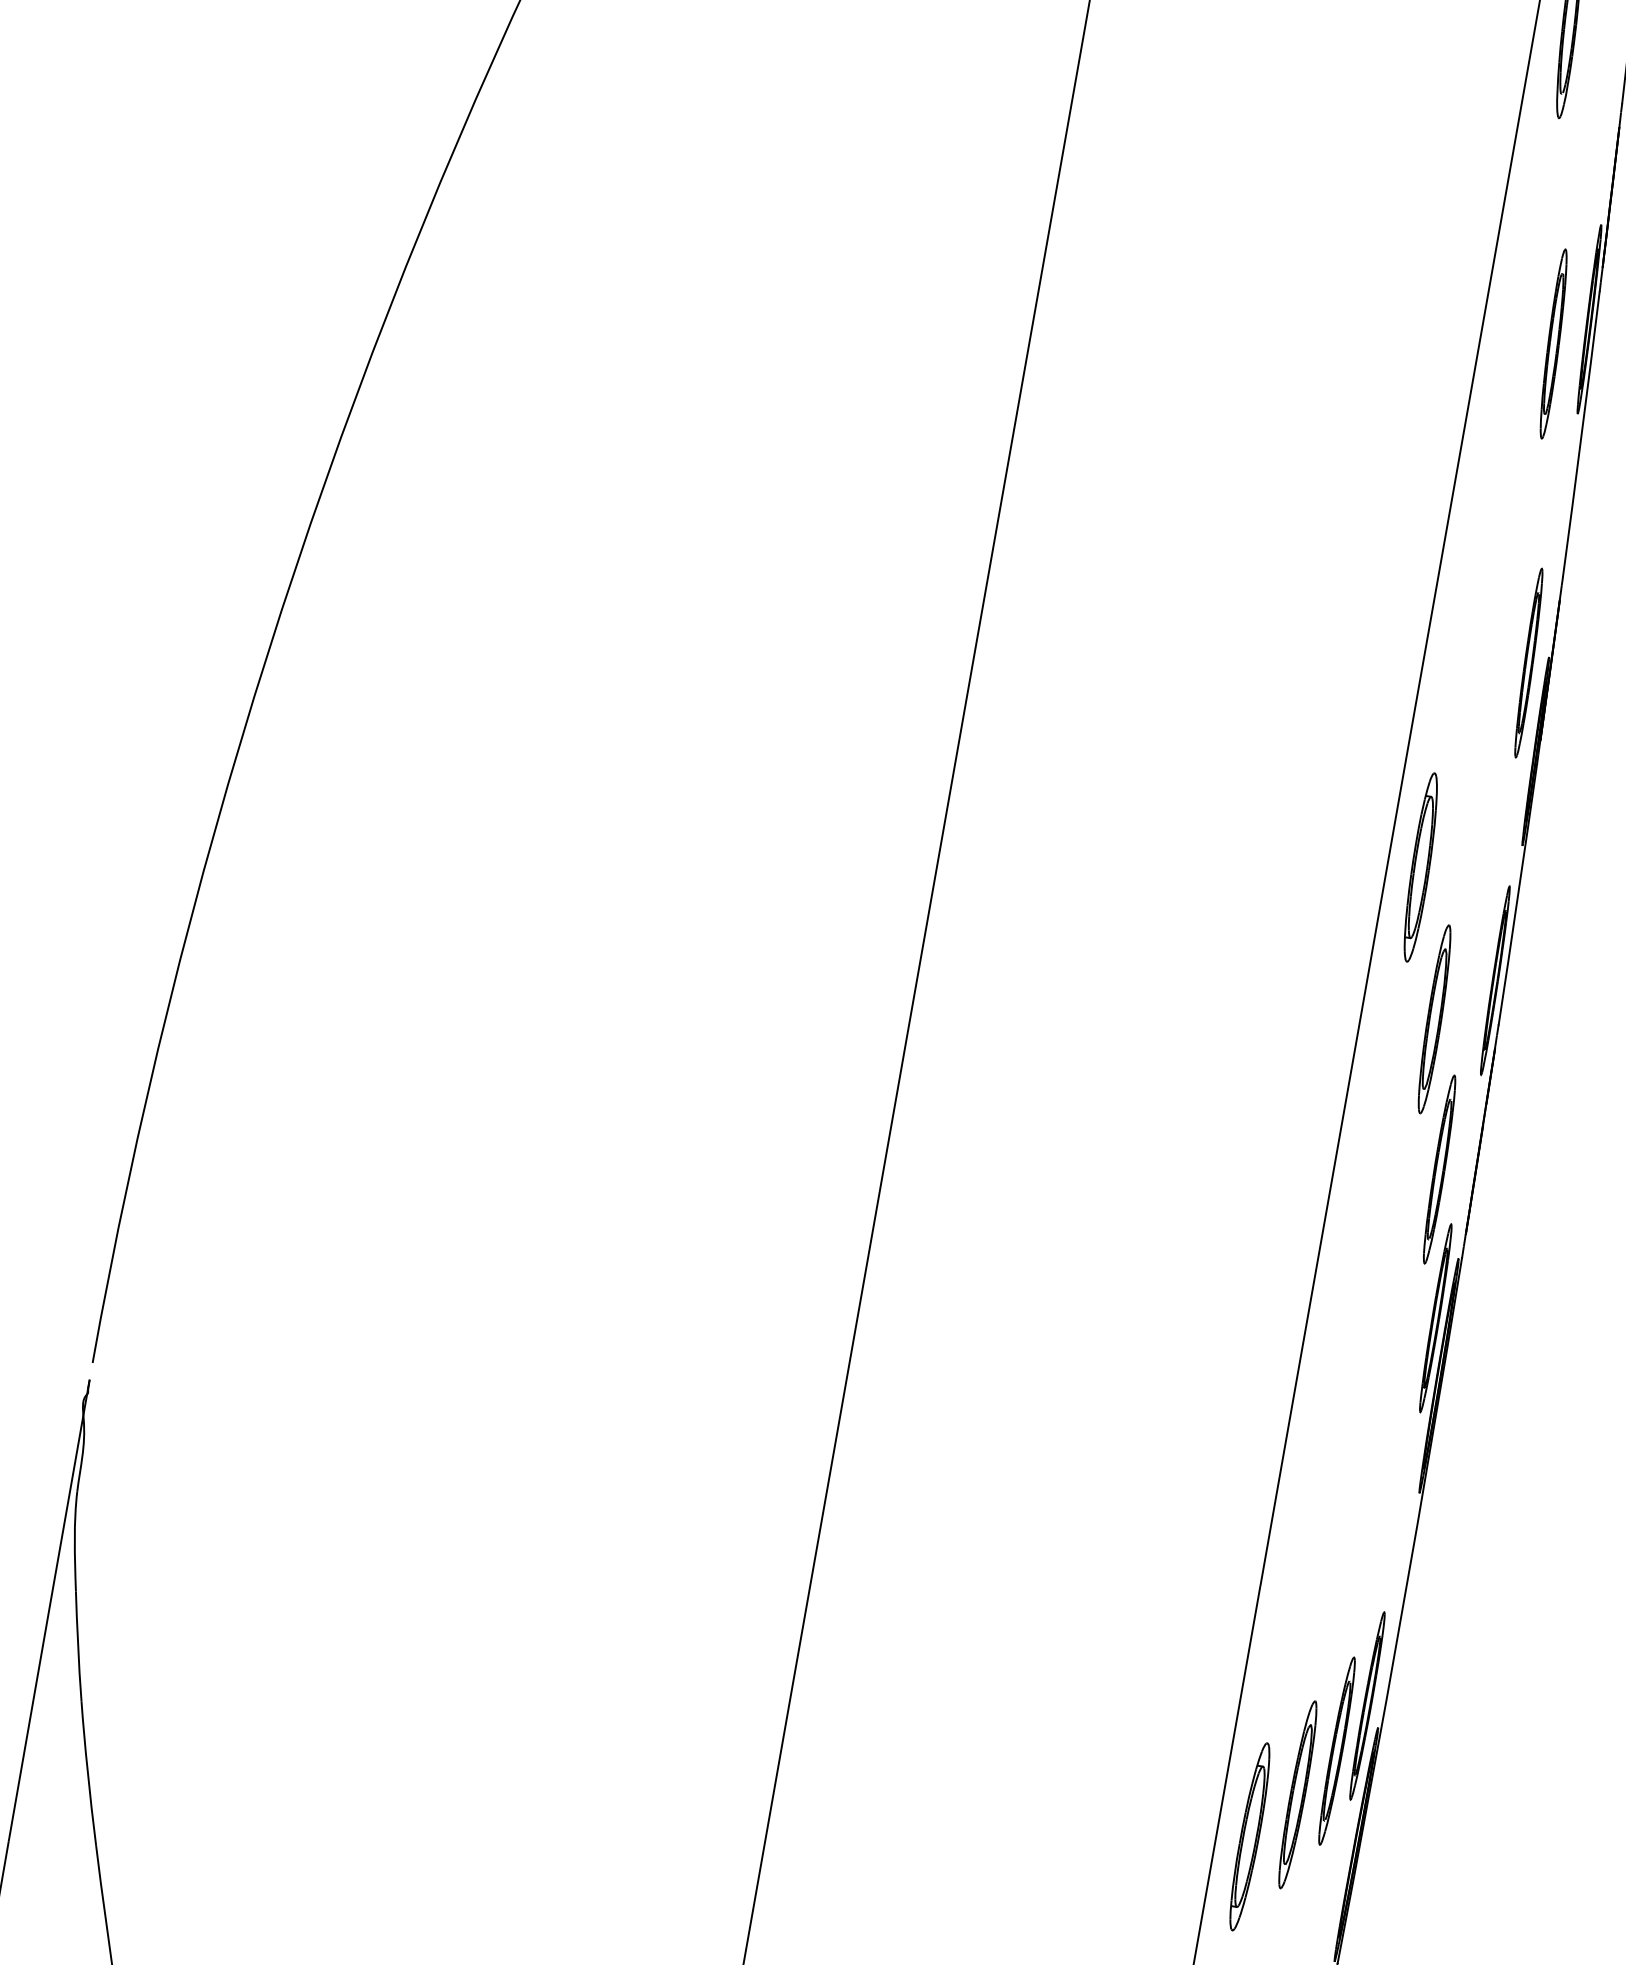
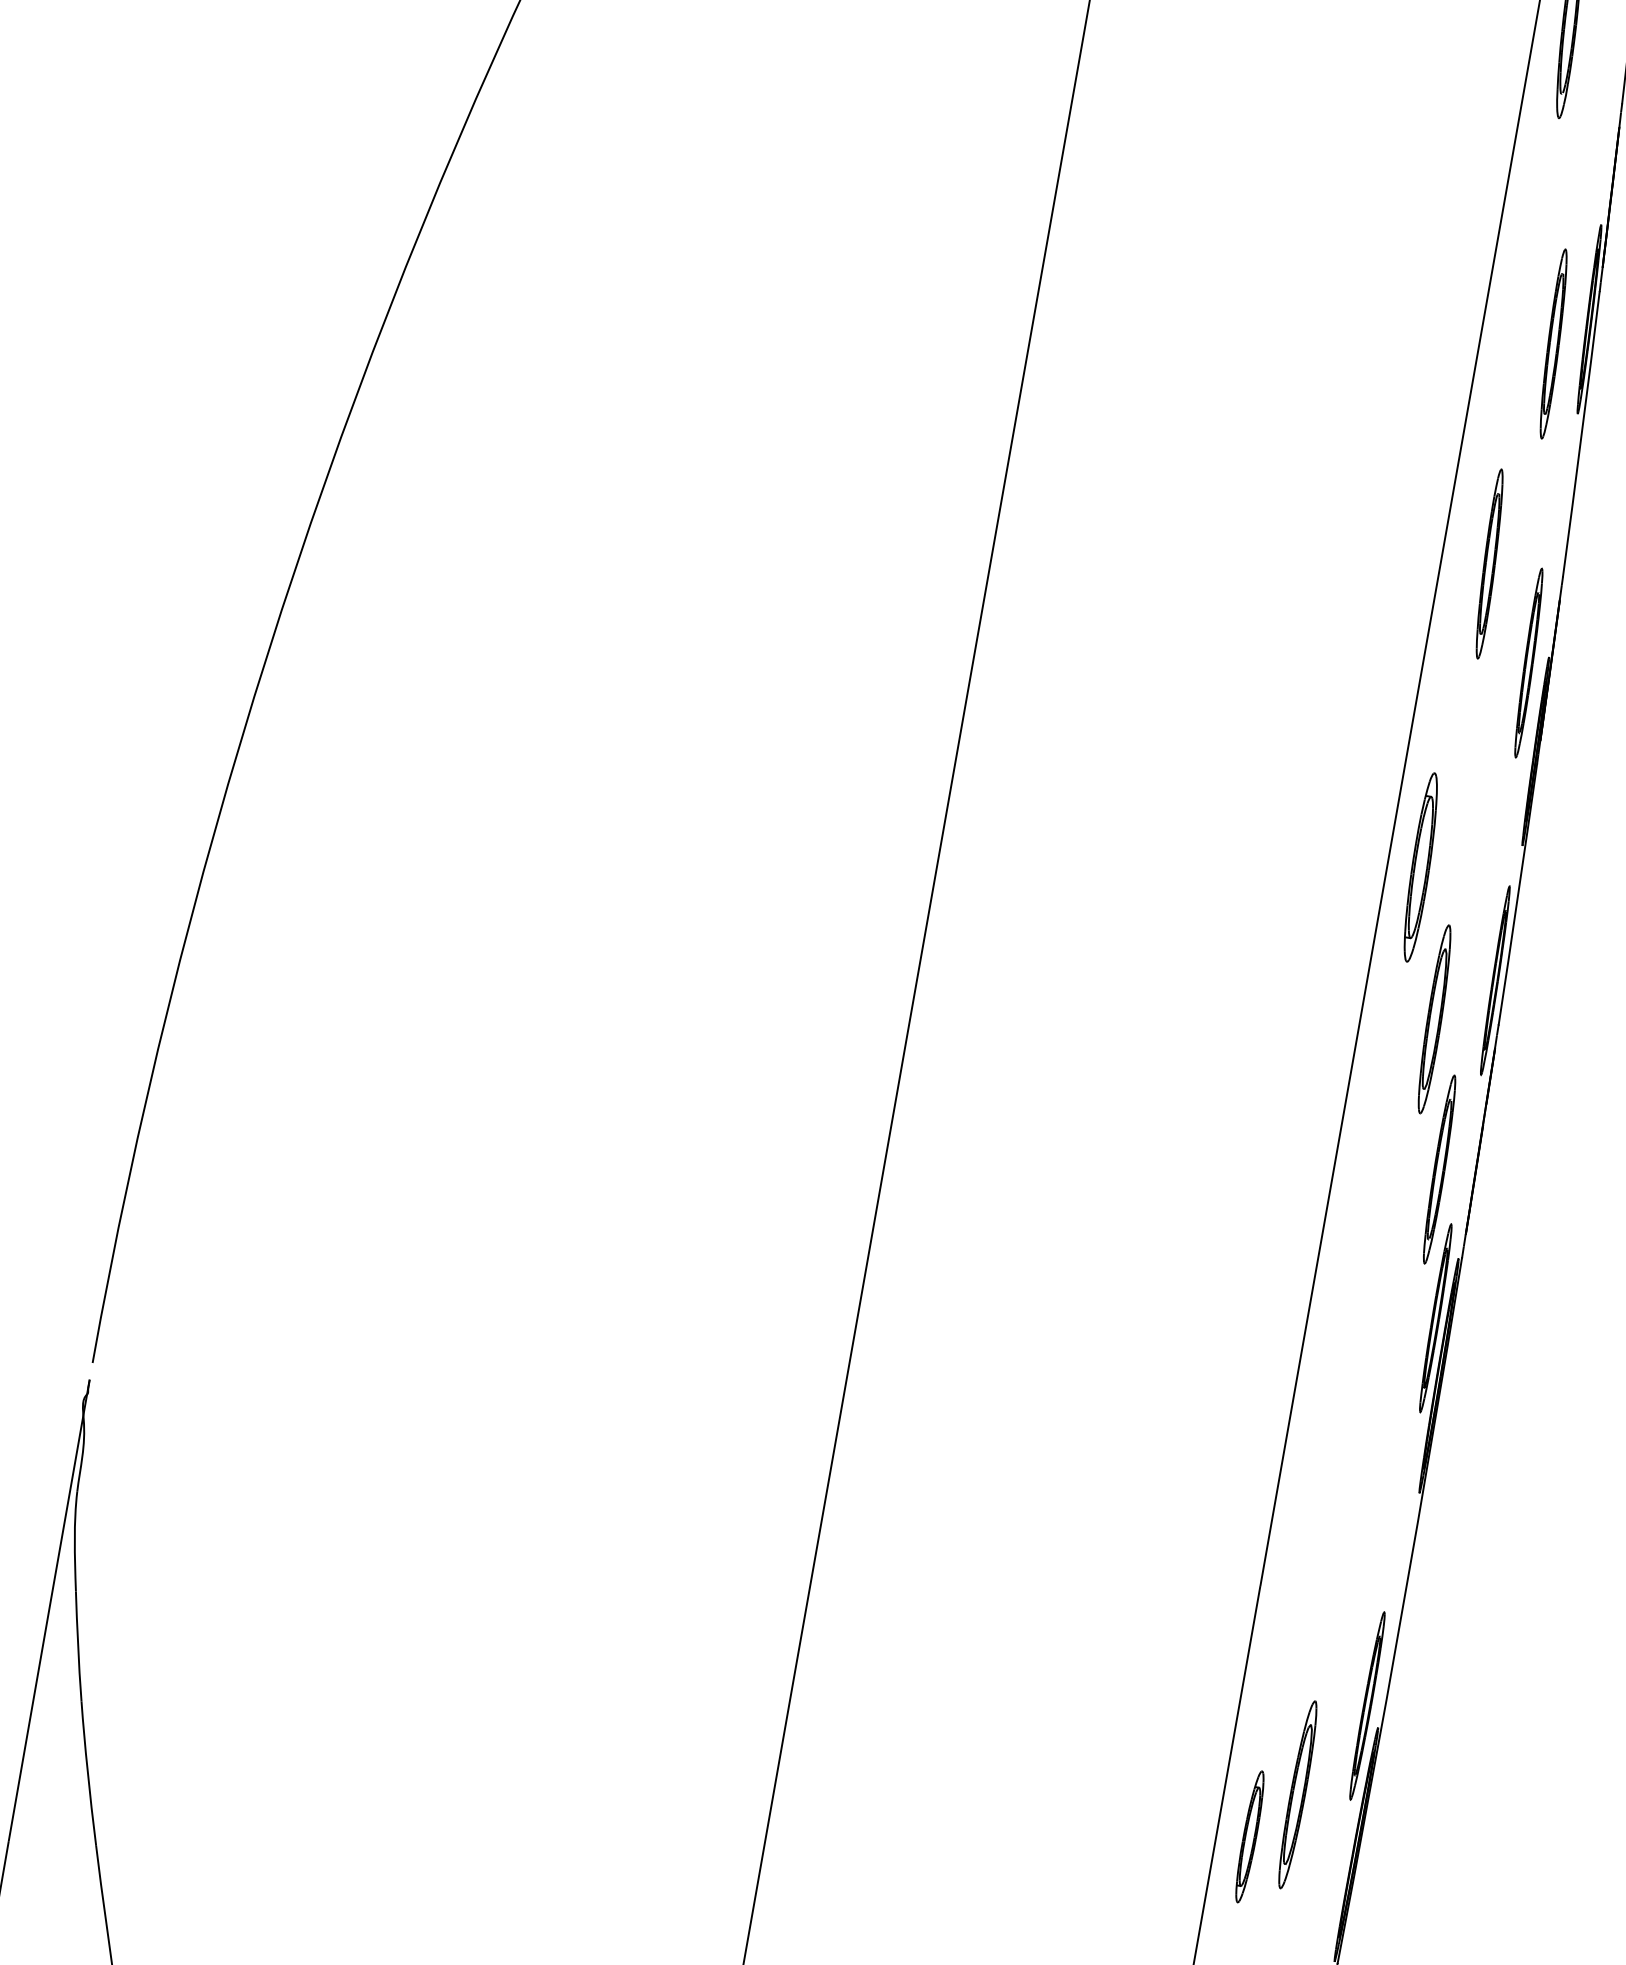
part: none -> present (1489, 563)
part: present -> none (1336, 1750)
part size: 42x190 px -> 30x134 px (1249, 1836)
